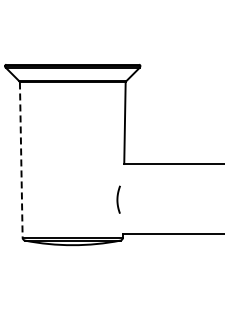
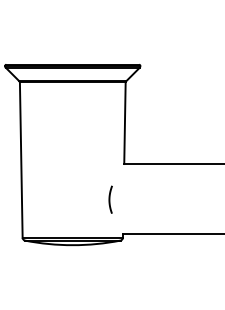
line: dashed -> solid (21, 160)
curve position: (118, 199) -> (110, 199) (110, 199)
